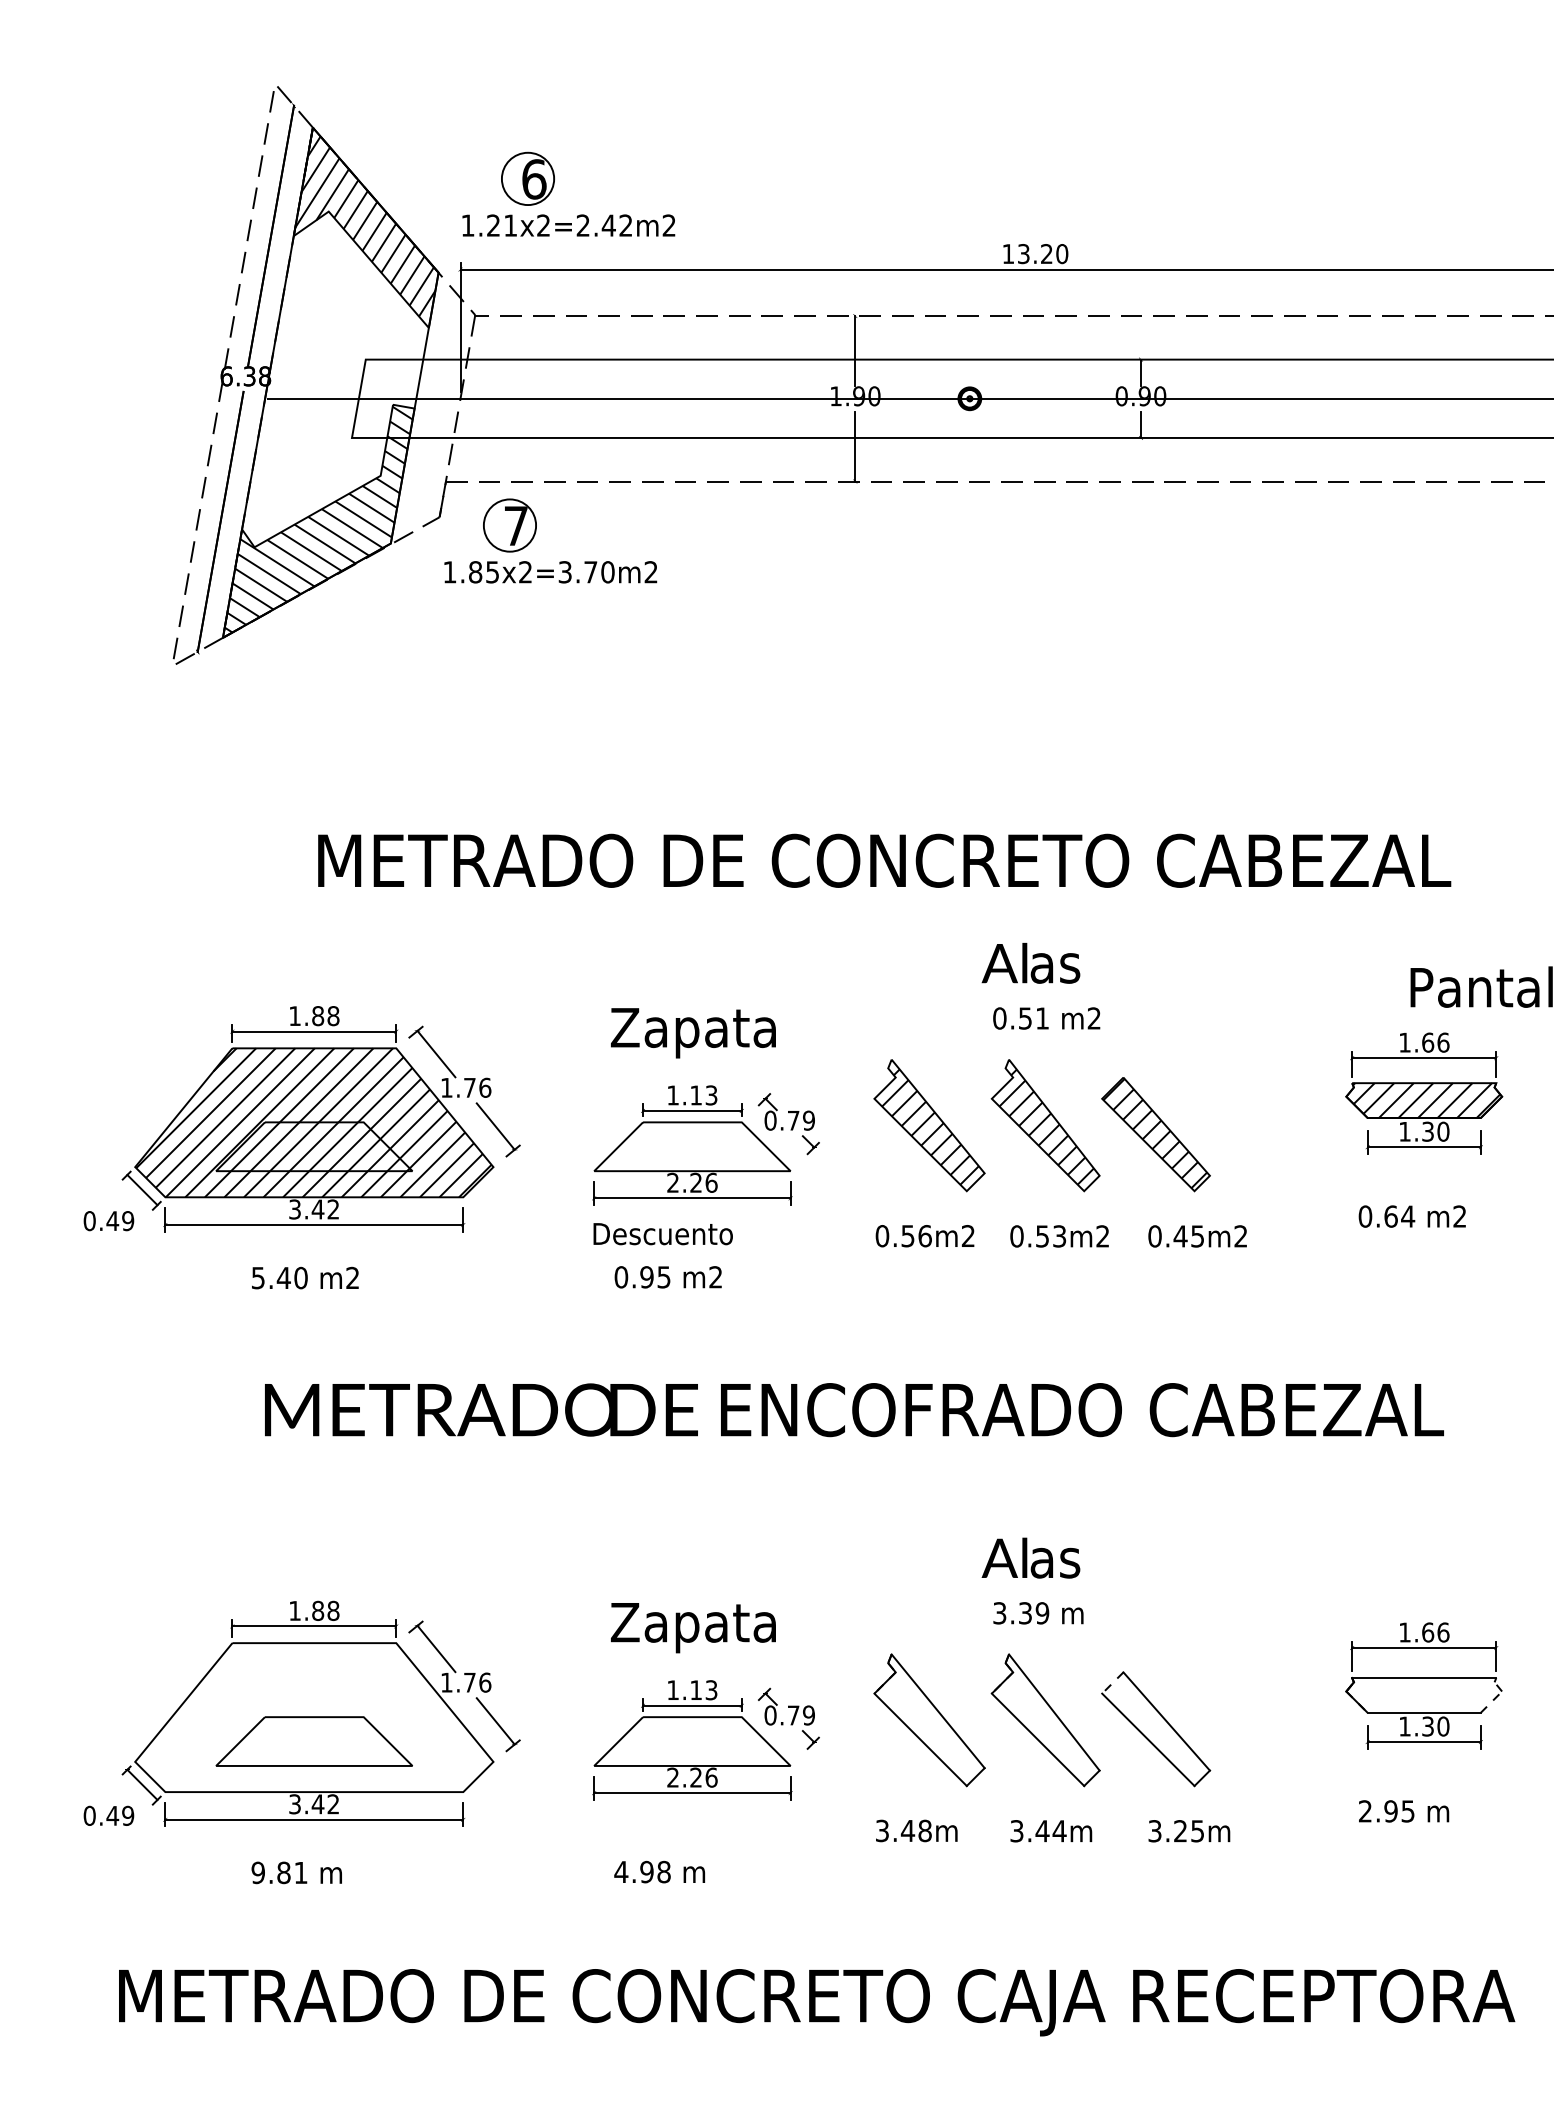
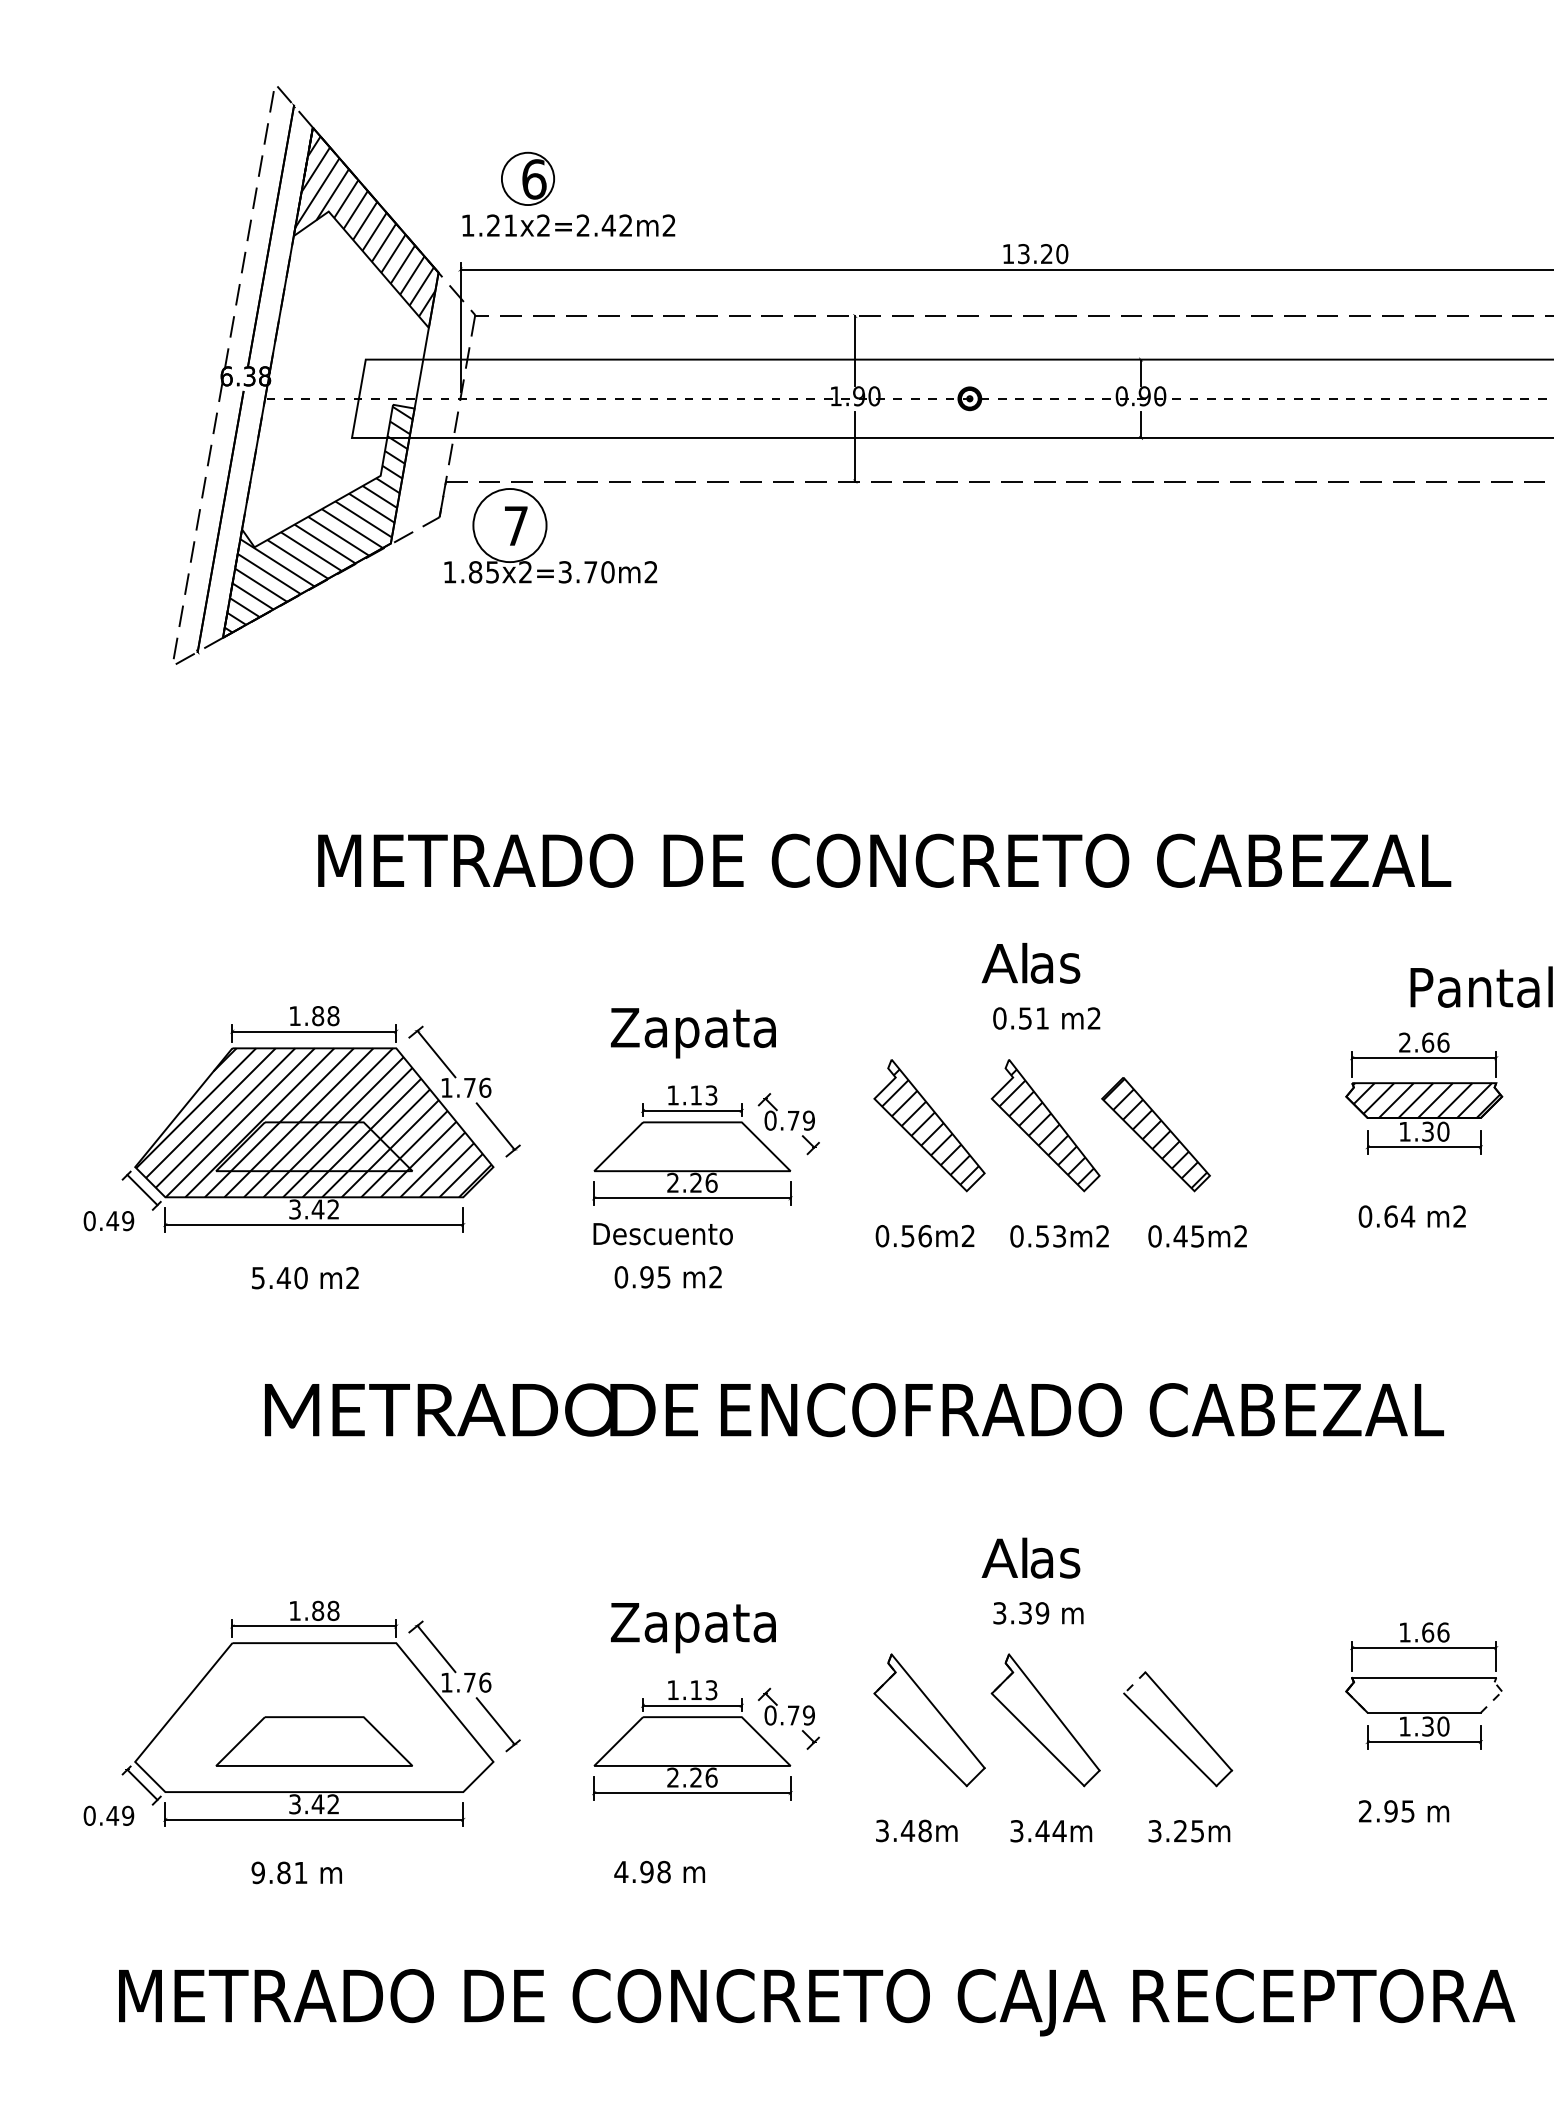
line: solid -> dashed (910, 398)
circle diameter: 52 px -> 73 px (509, 525)
text: 1.66 -> 2.66 (1404, 1042)
part position: (1164, 1720) -> (1186, 1720) (1186, 1720)
